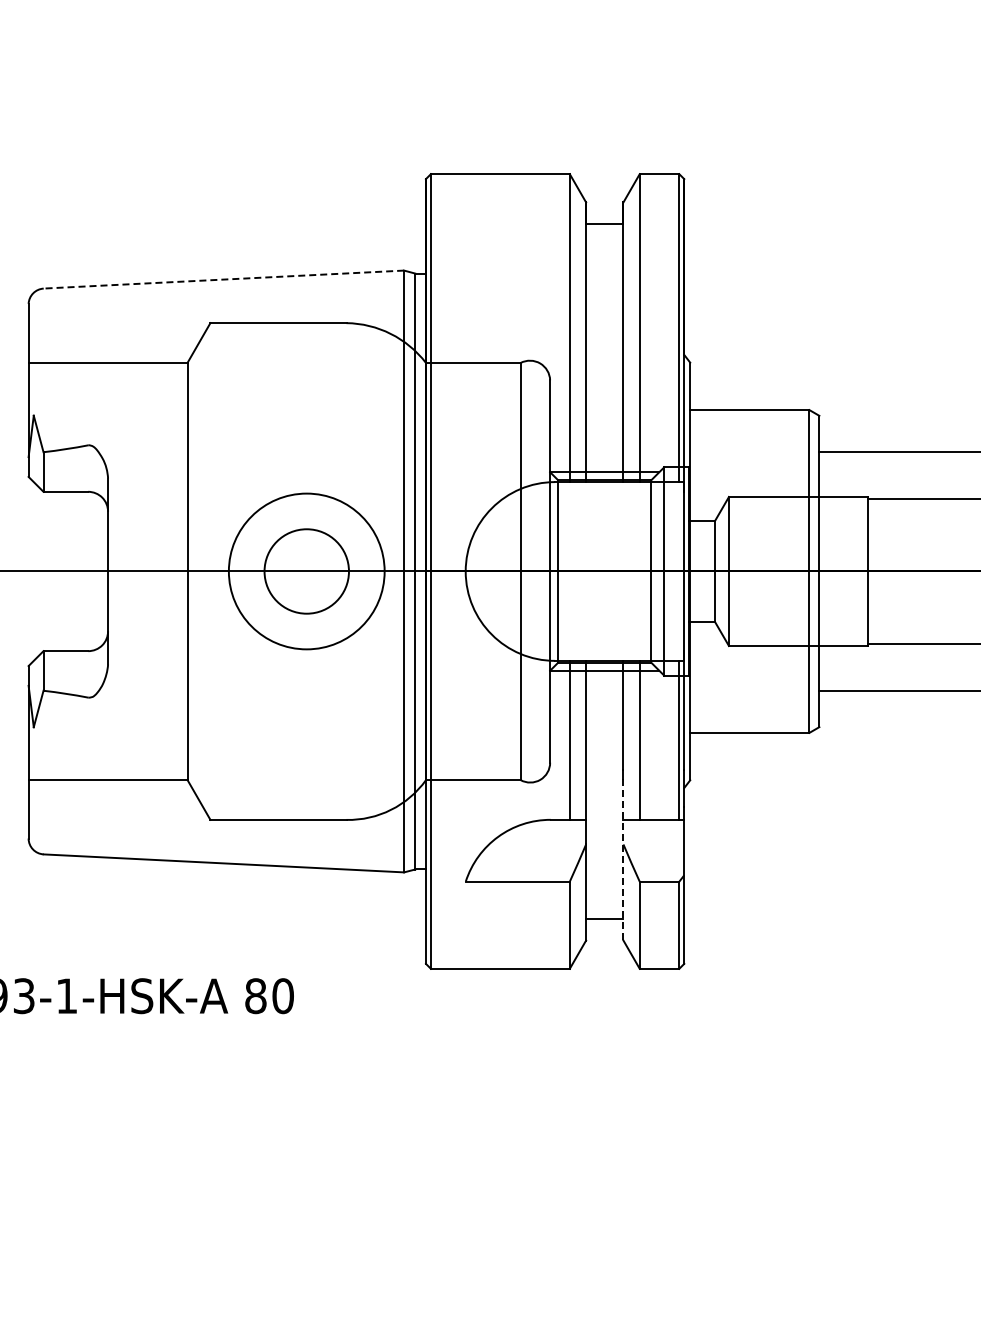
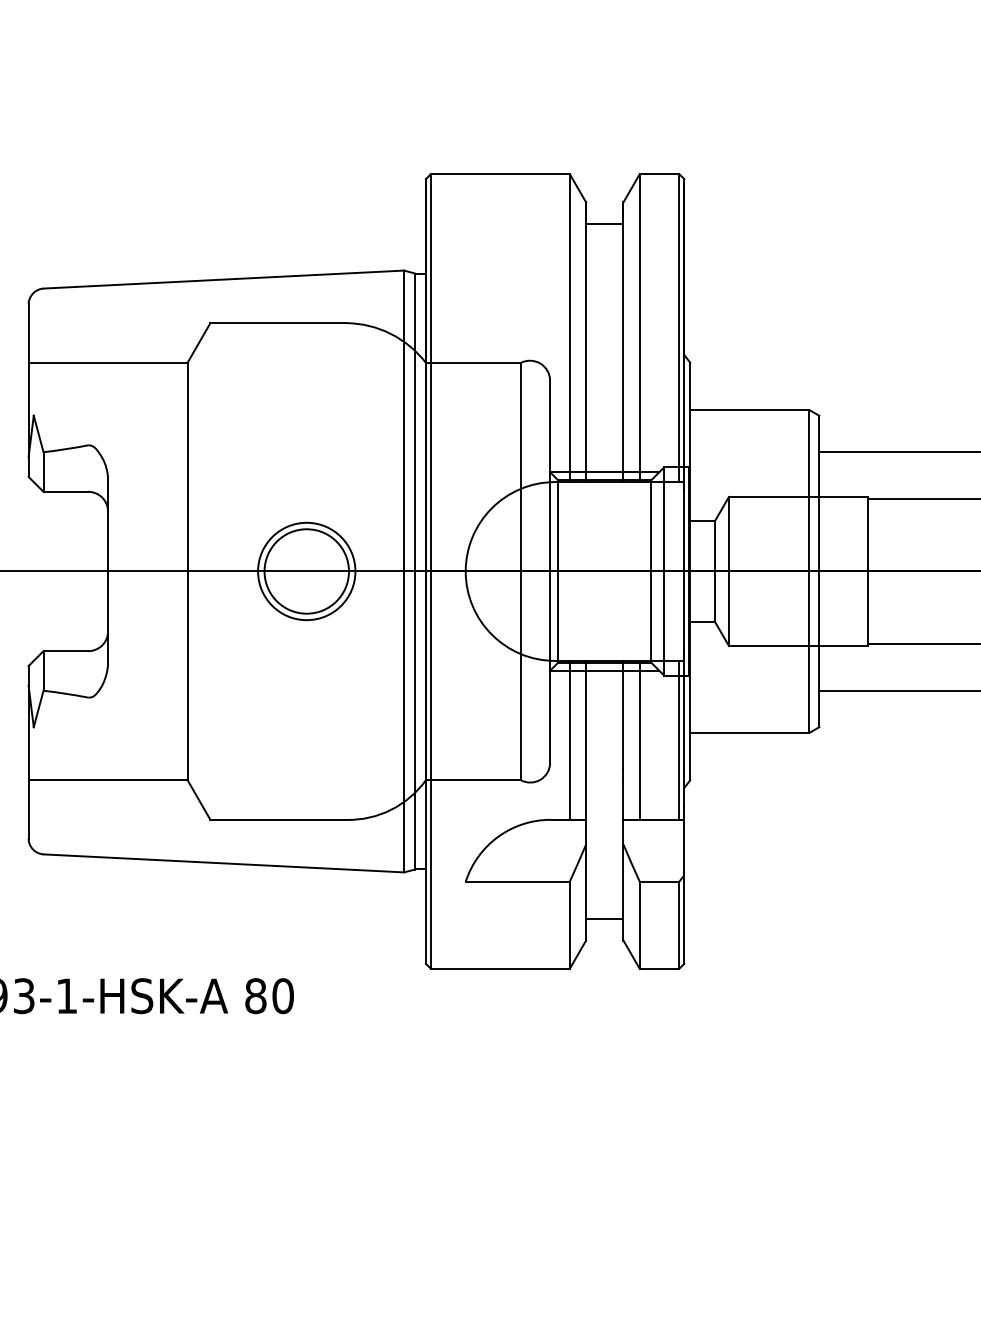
line: dashed -> solid (223, 279)
circle diameter: 156 px -> 97 px (306, 571)
line: dashed -> solid (623, 859)
